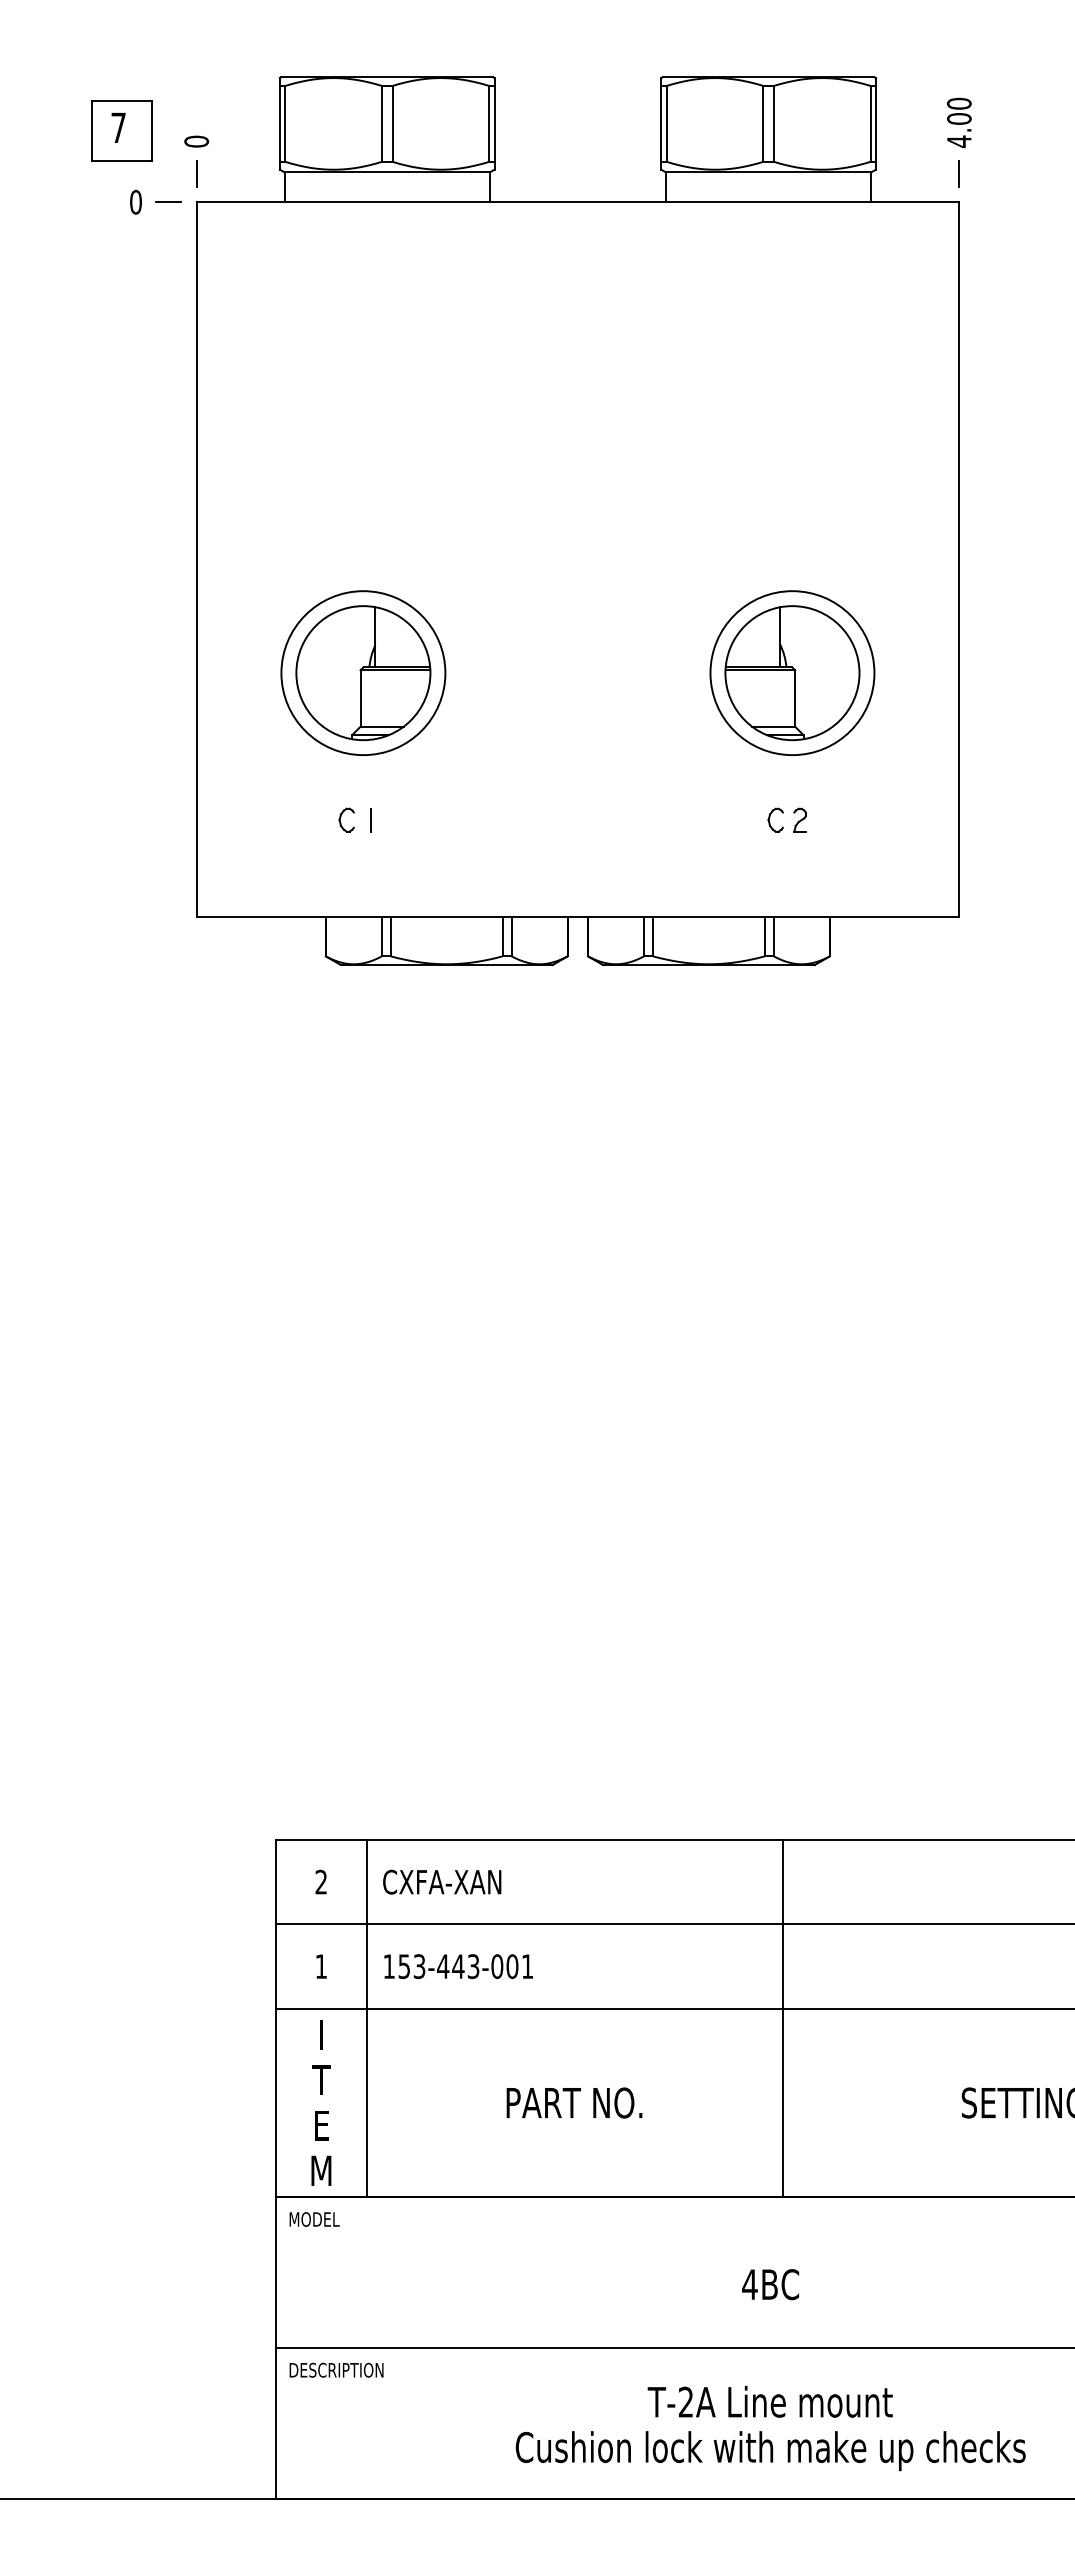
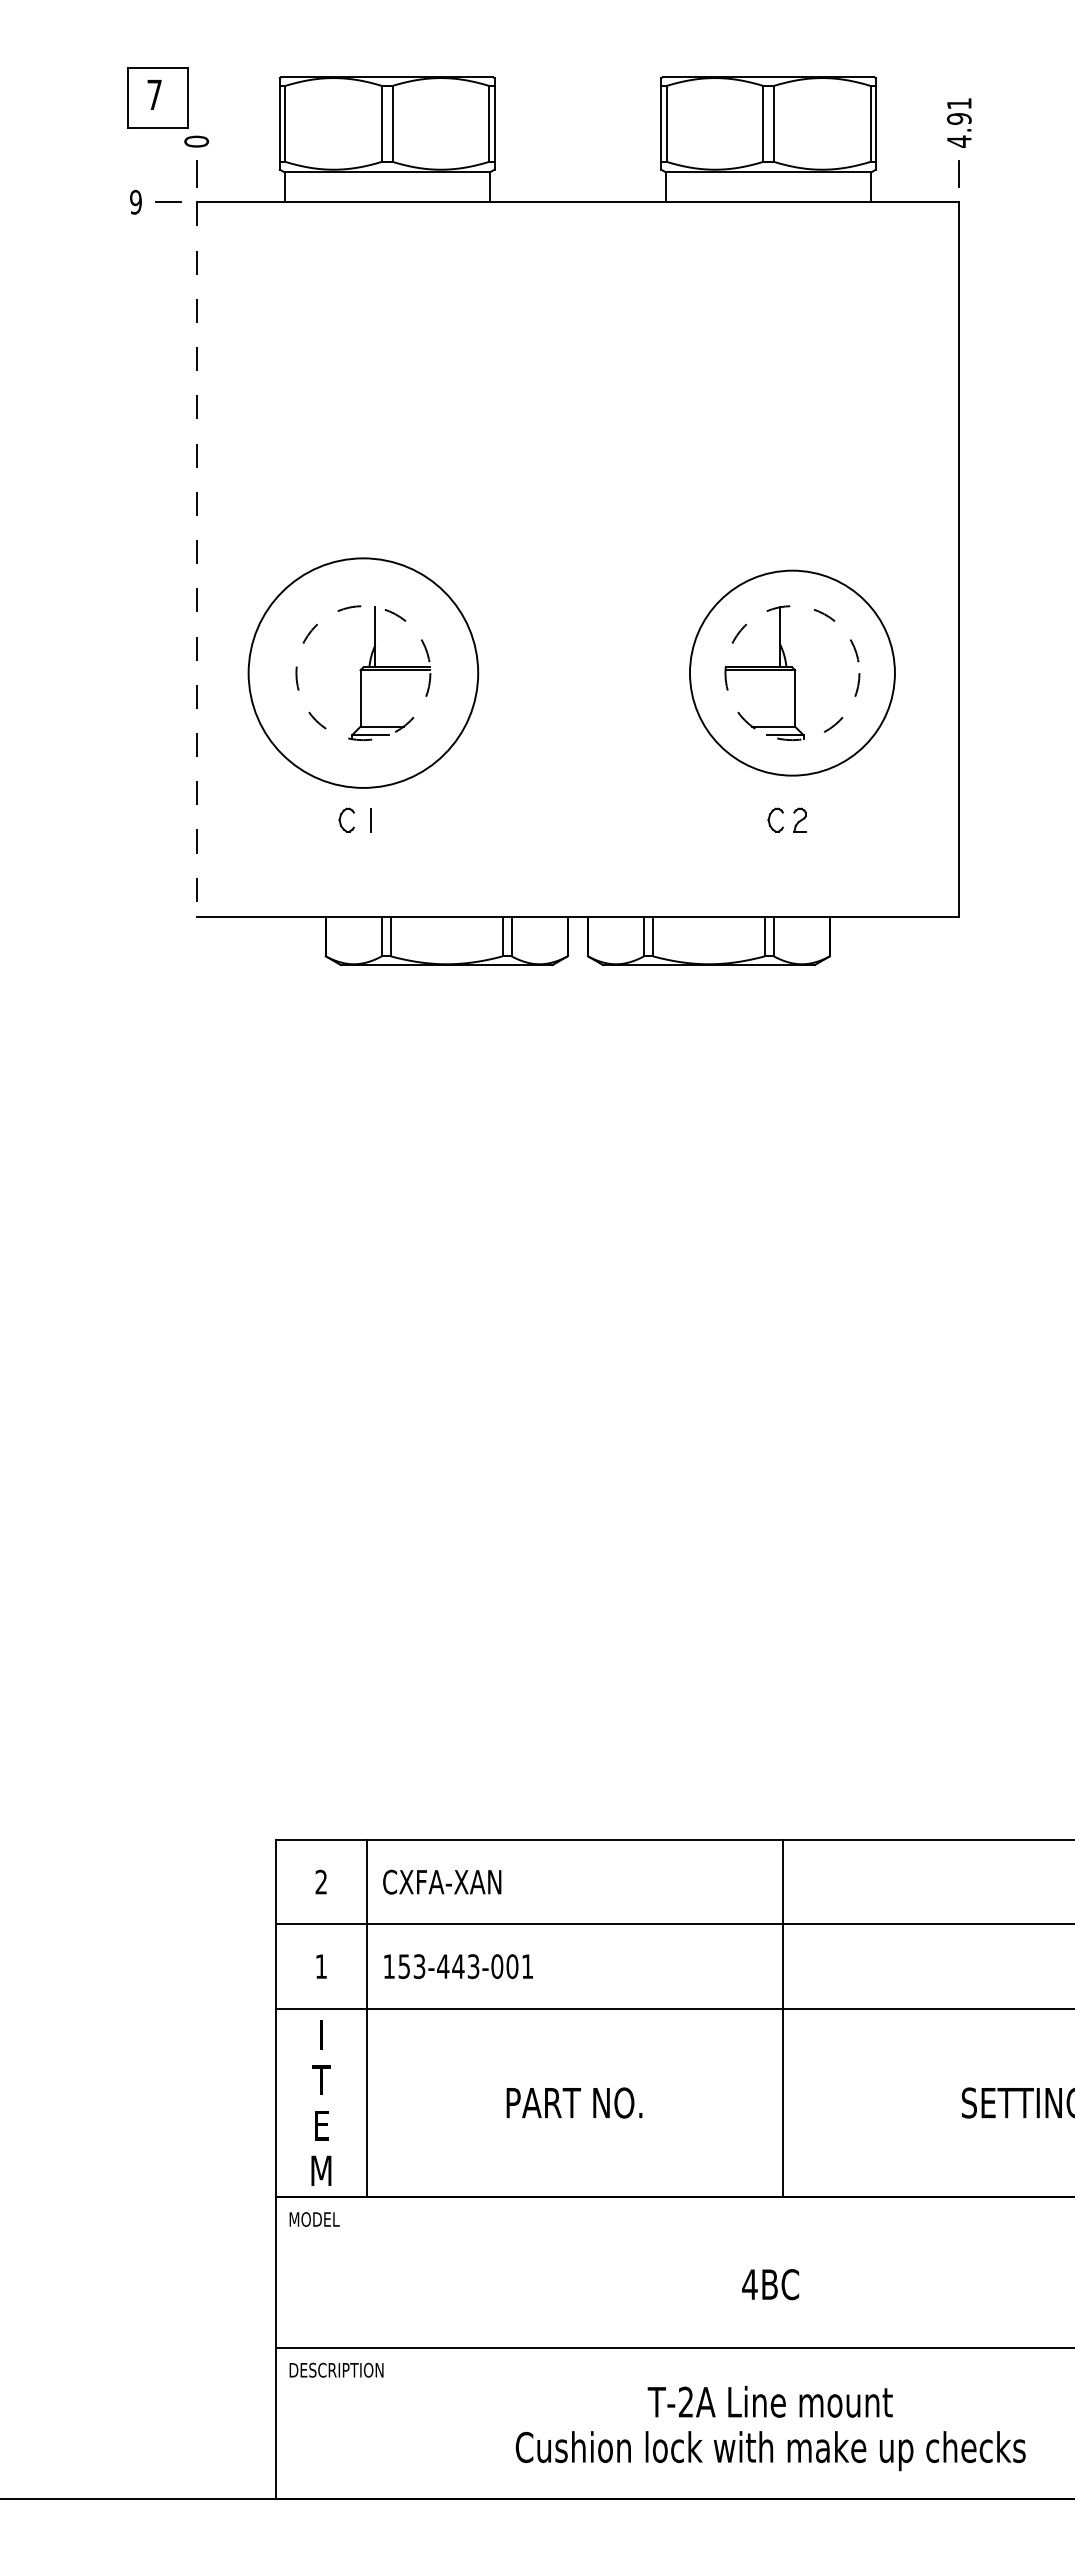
text: 4.00 -> 4.91 (959, 110)
part position: (121, 130) -> (157, 97) (157, 97)
text: 0 -> 9 (135, 202)
line: solid -> dashed (196, 559)
circle diameter: 164 px -> 230 px (363, 672)
circle: solid -> dashed (363, 673)
circle diameter: 164 px -> 205 px (791, 672)
circle: solid -> dashed (792, 673)
